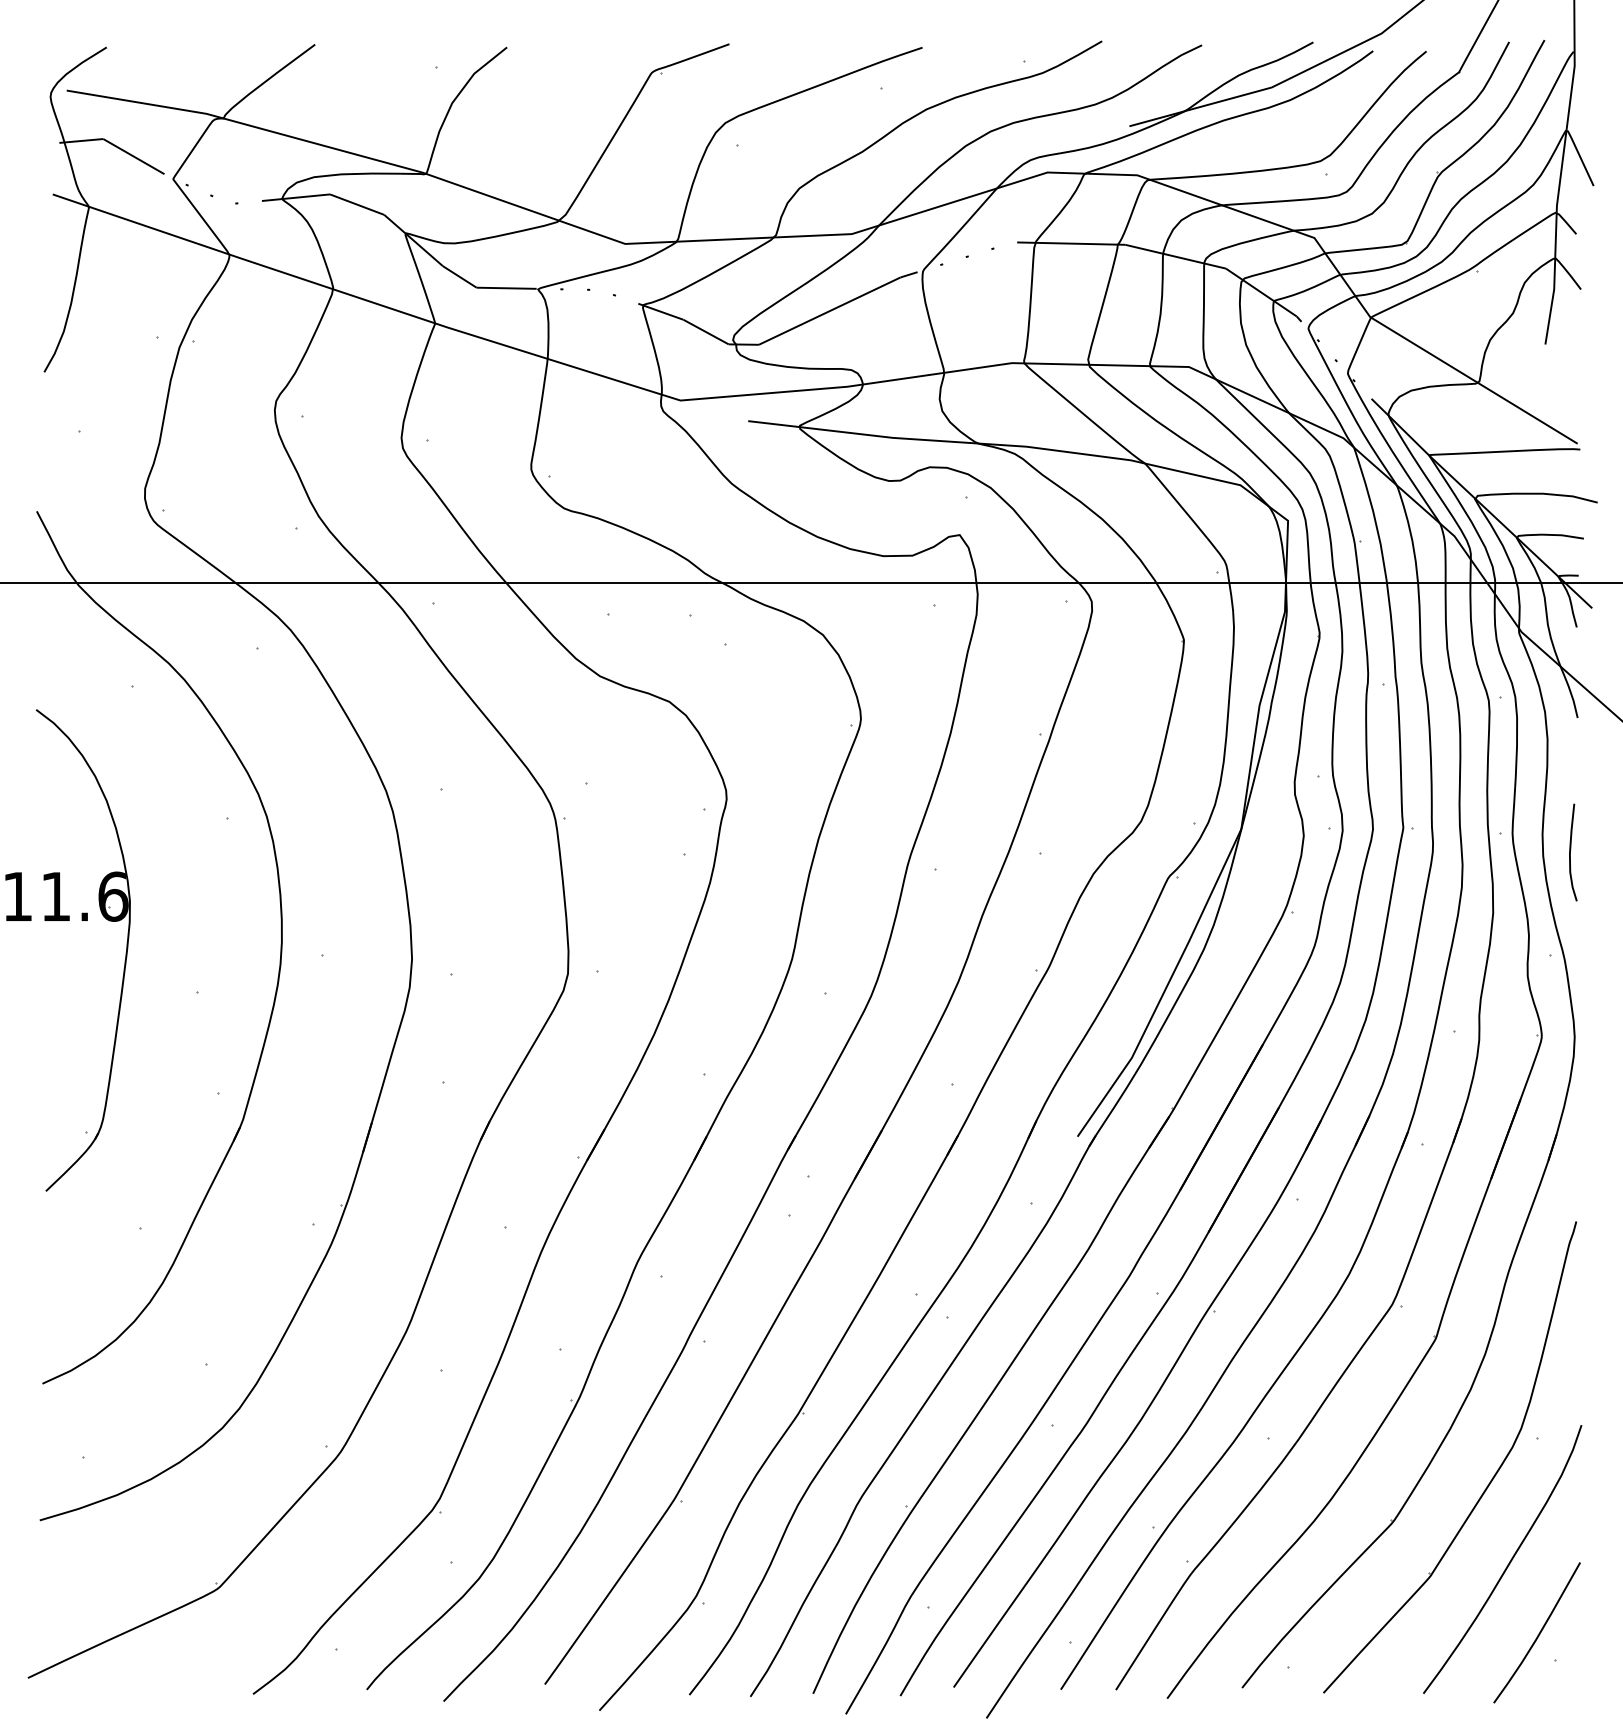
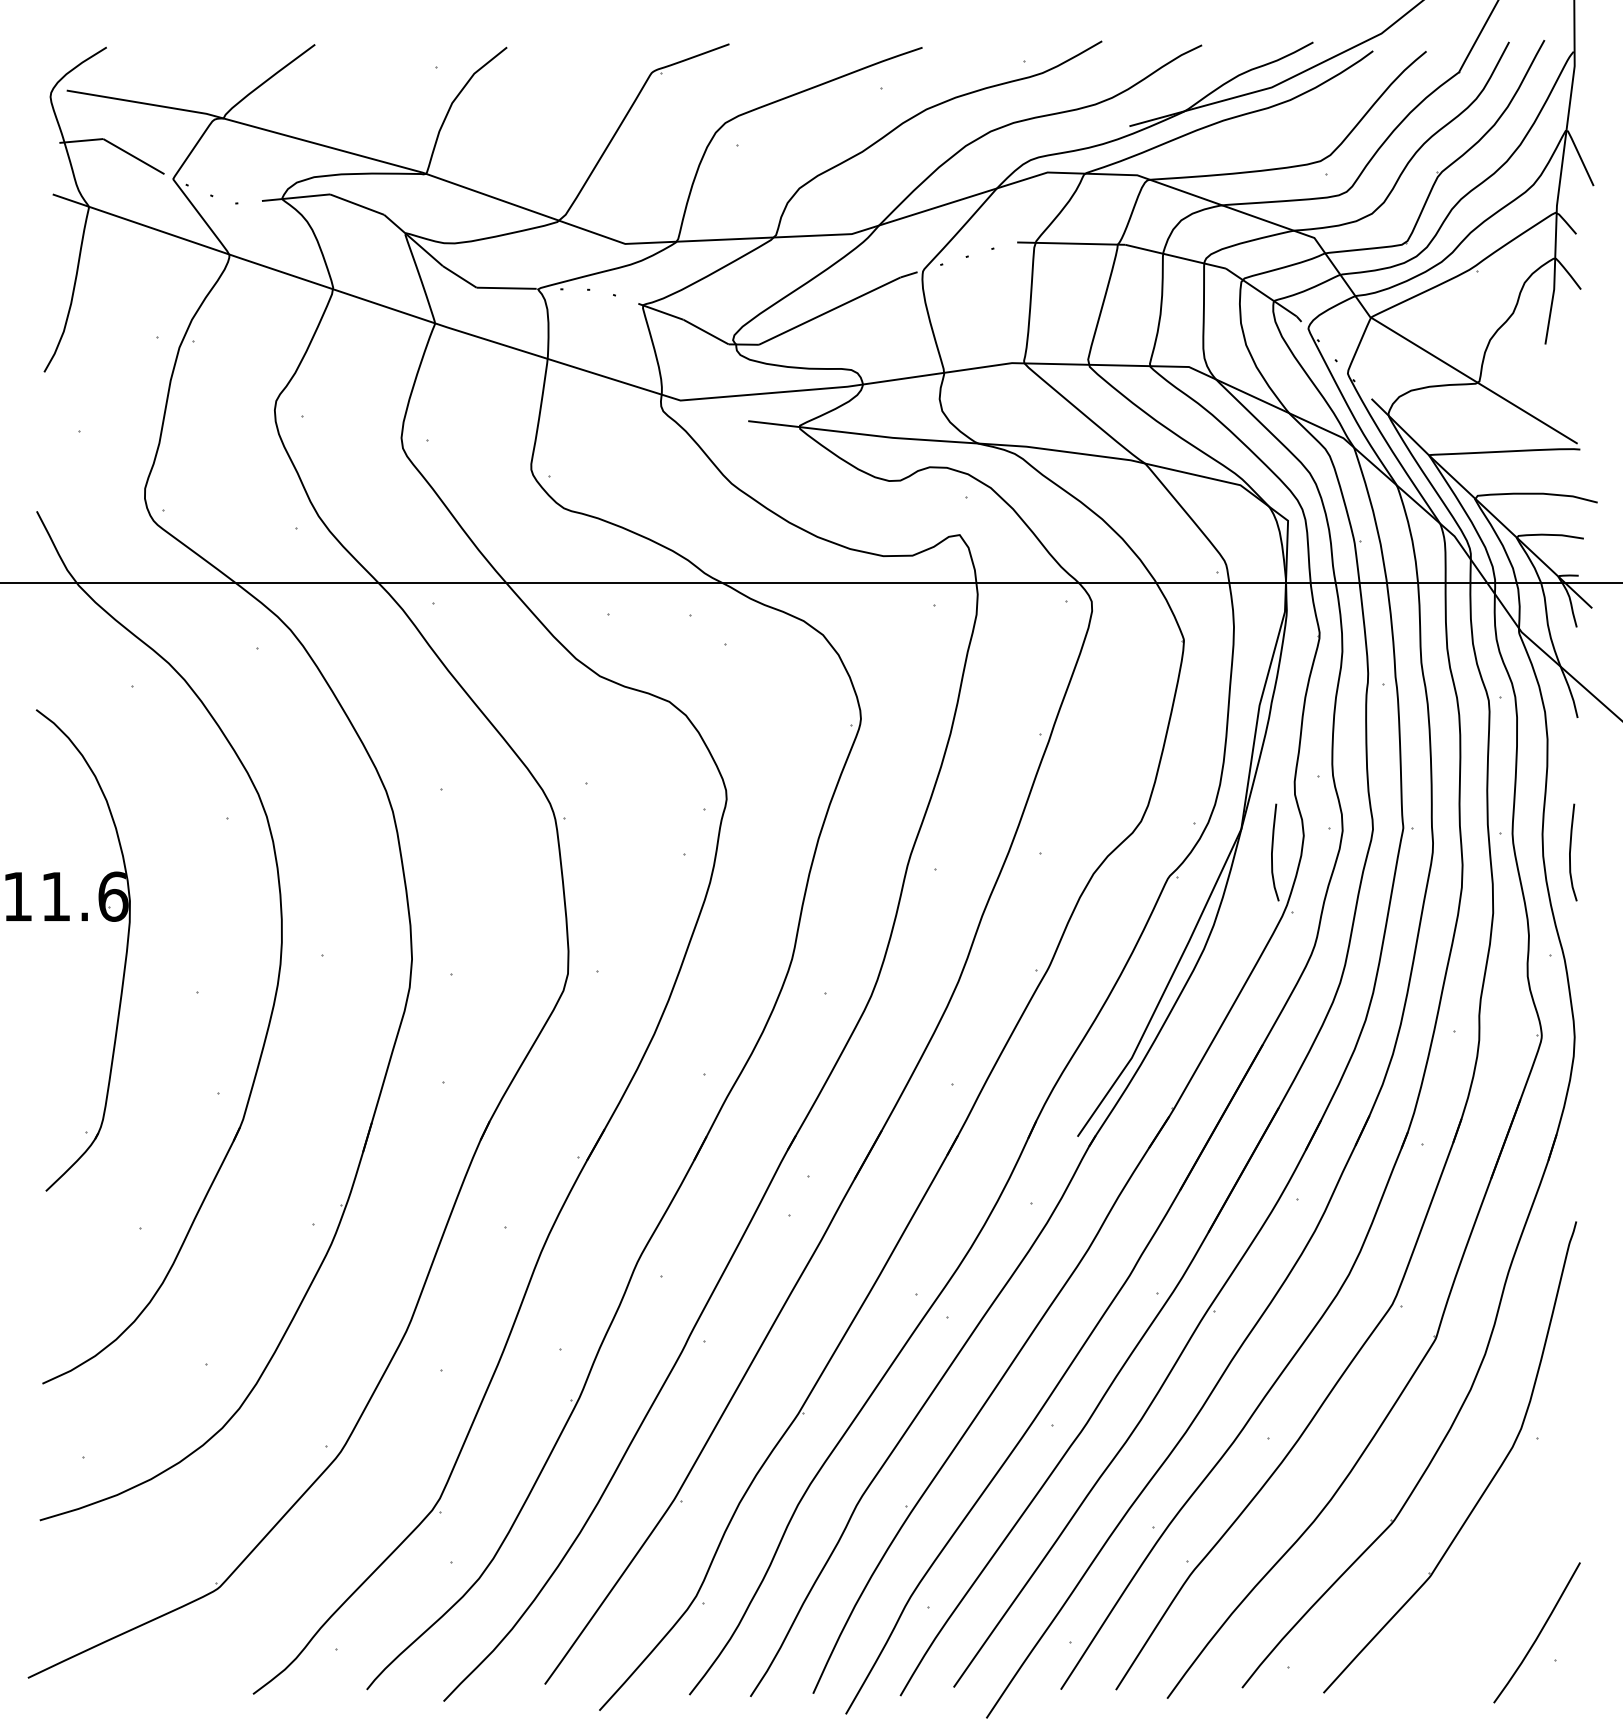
curve: none -> present (1272, 852)
curve: present -> none (1507, 1564)
